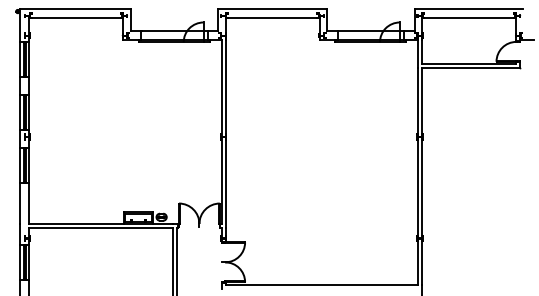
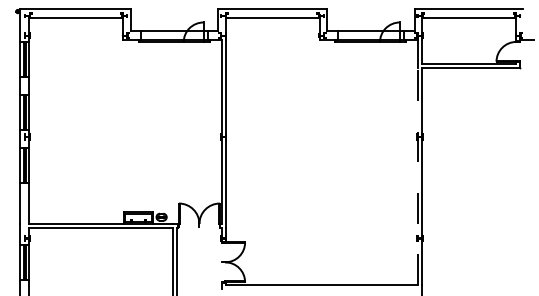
line: solid -> dashed (417, 176)
